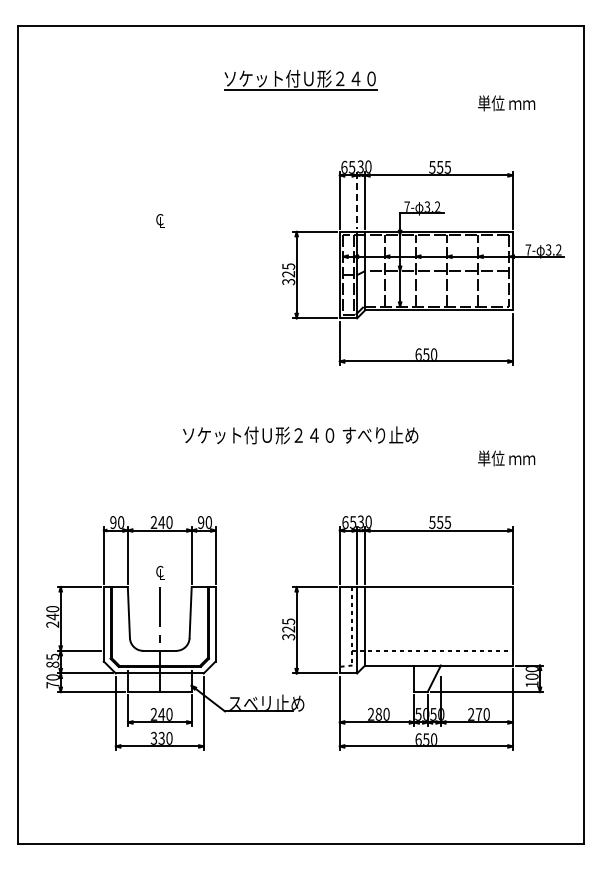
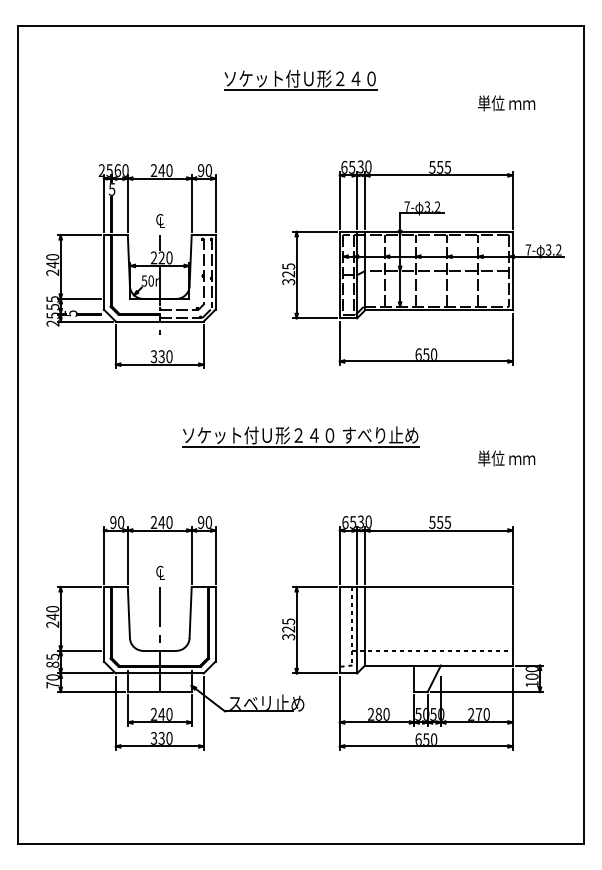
line: dashed -> solid (357, 200)
part: none -> present (131, 266)
line: none -> present (300, 447)
